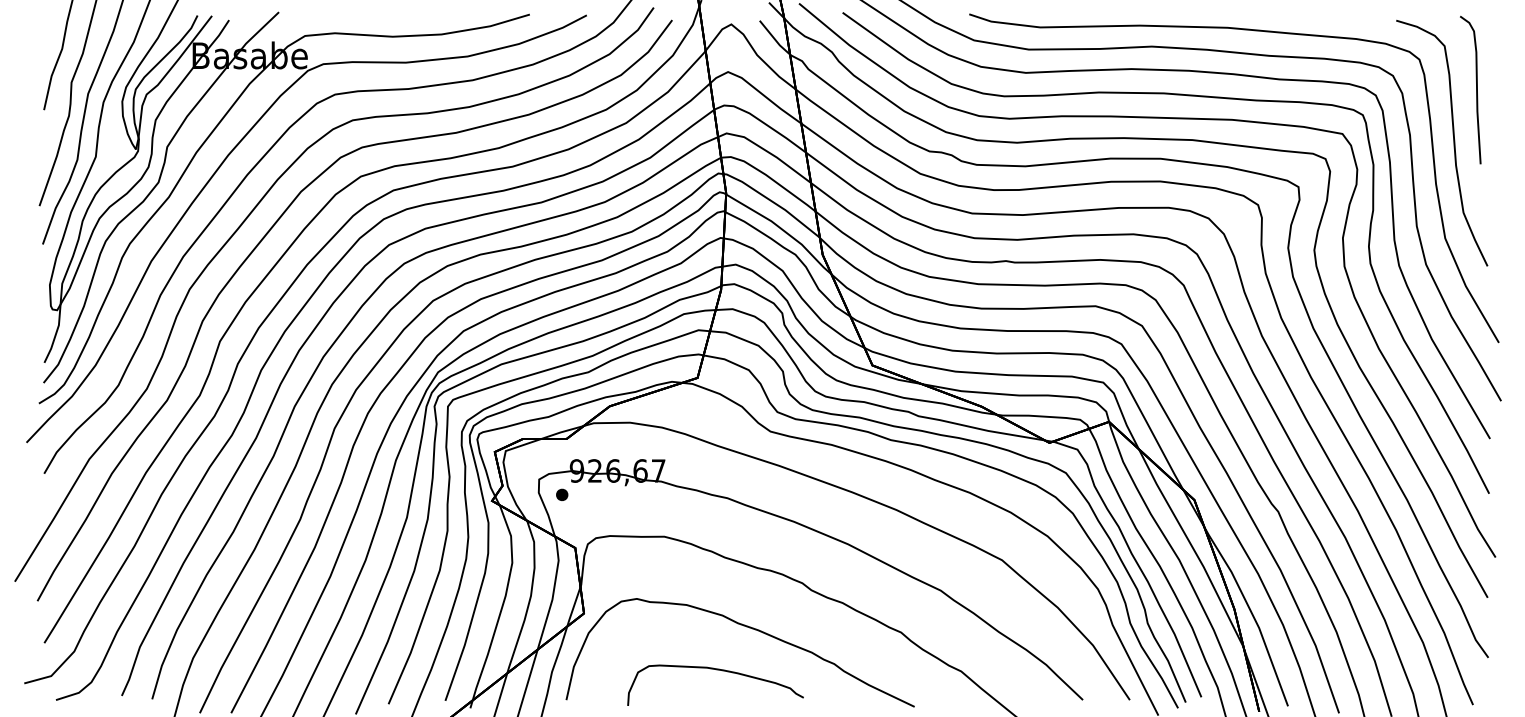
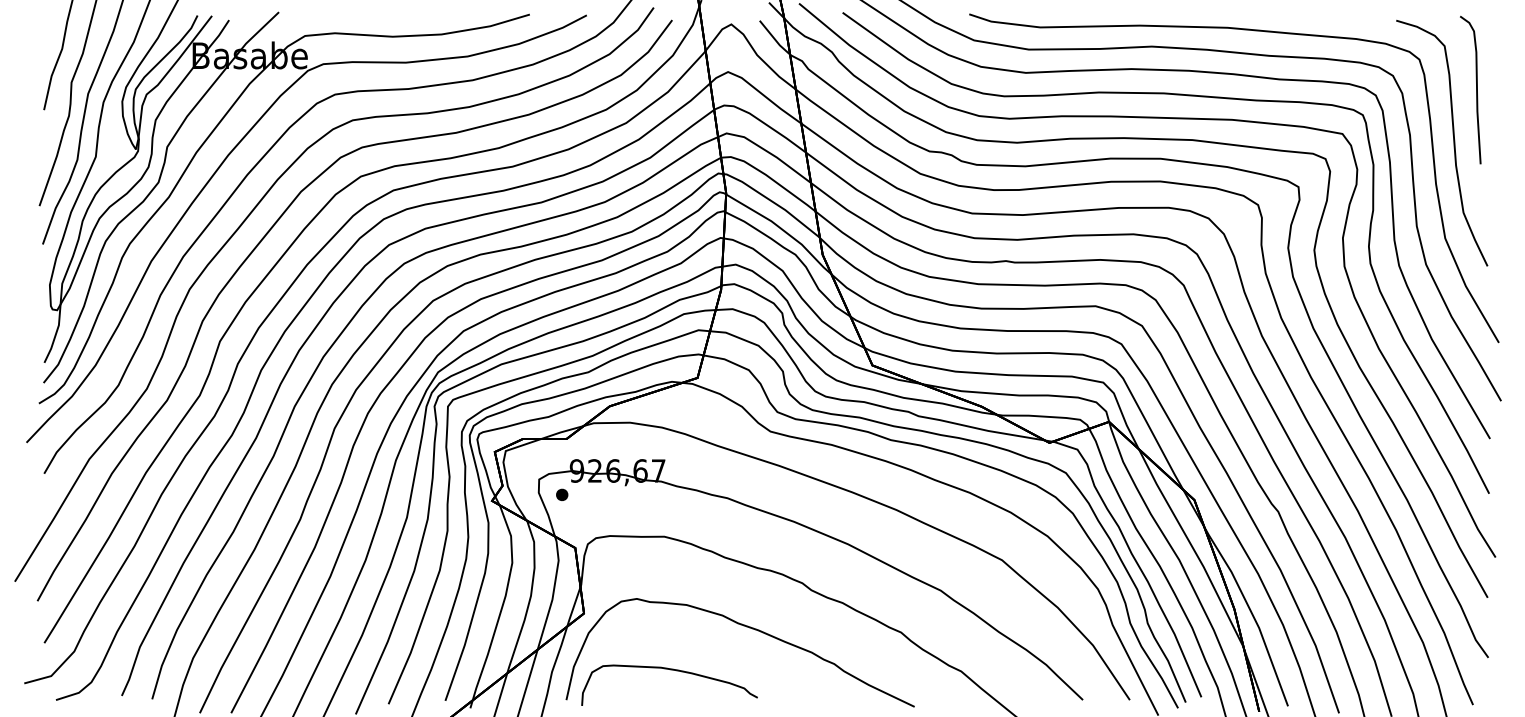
part position: (716, 670) -> (670, 670) (670, 670)
